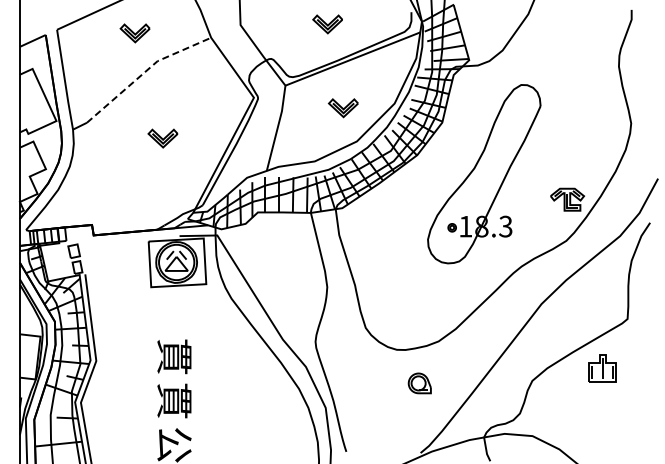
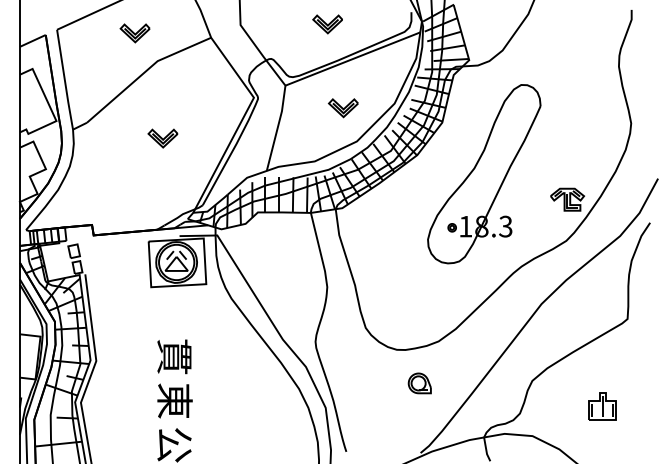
line: dashed -> solid (144, 72)
part position: (602, 368) -> (602, 406) (602, 406)
text: 貫 -> 東 (174, 400)
